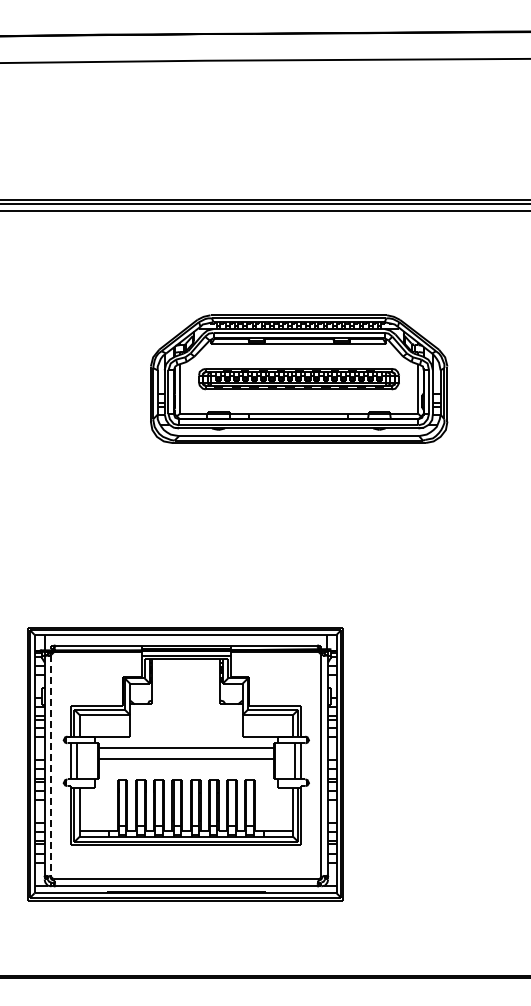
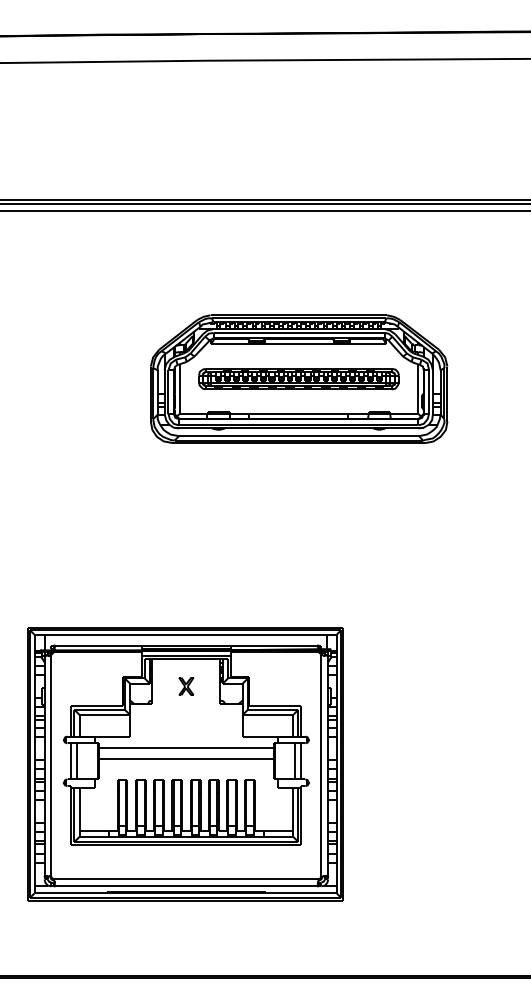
part: none -> present (186, 686)
line: dashed -> solid (51, 766)
